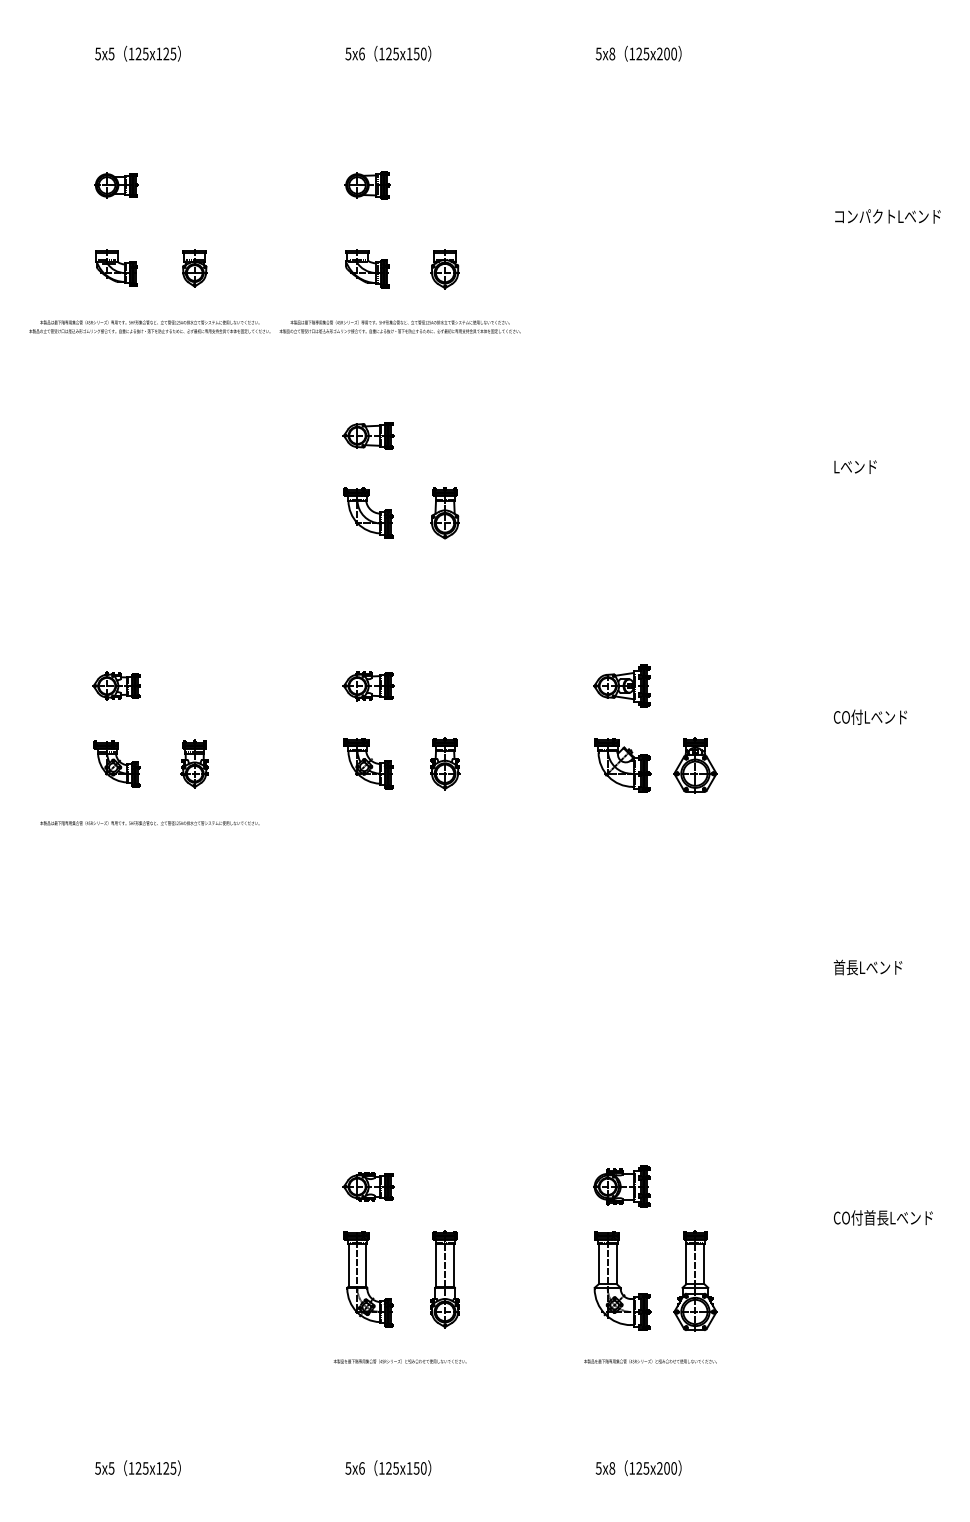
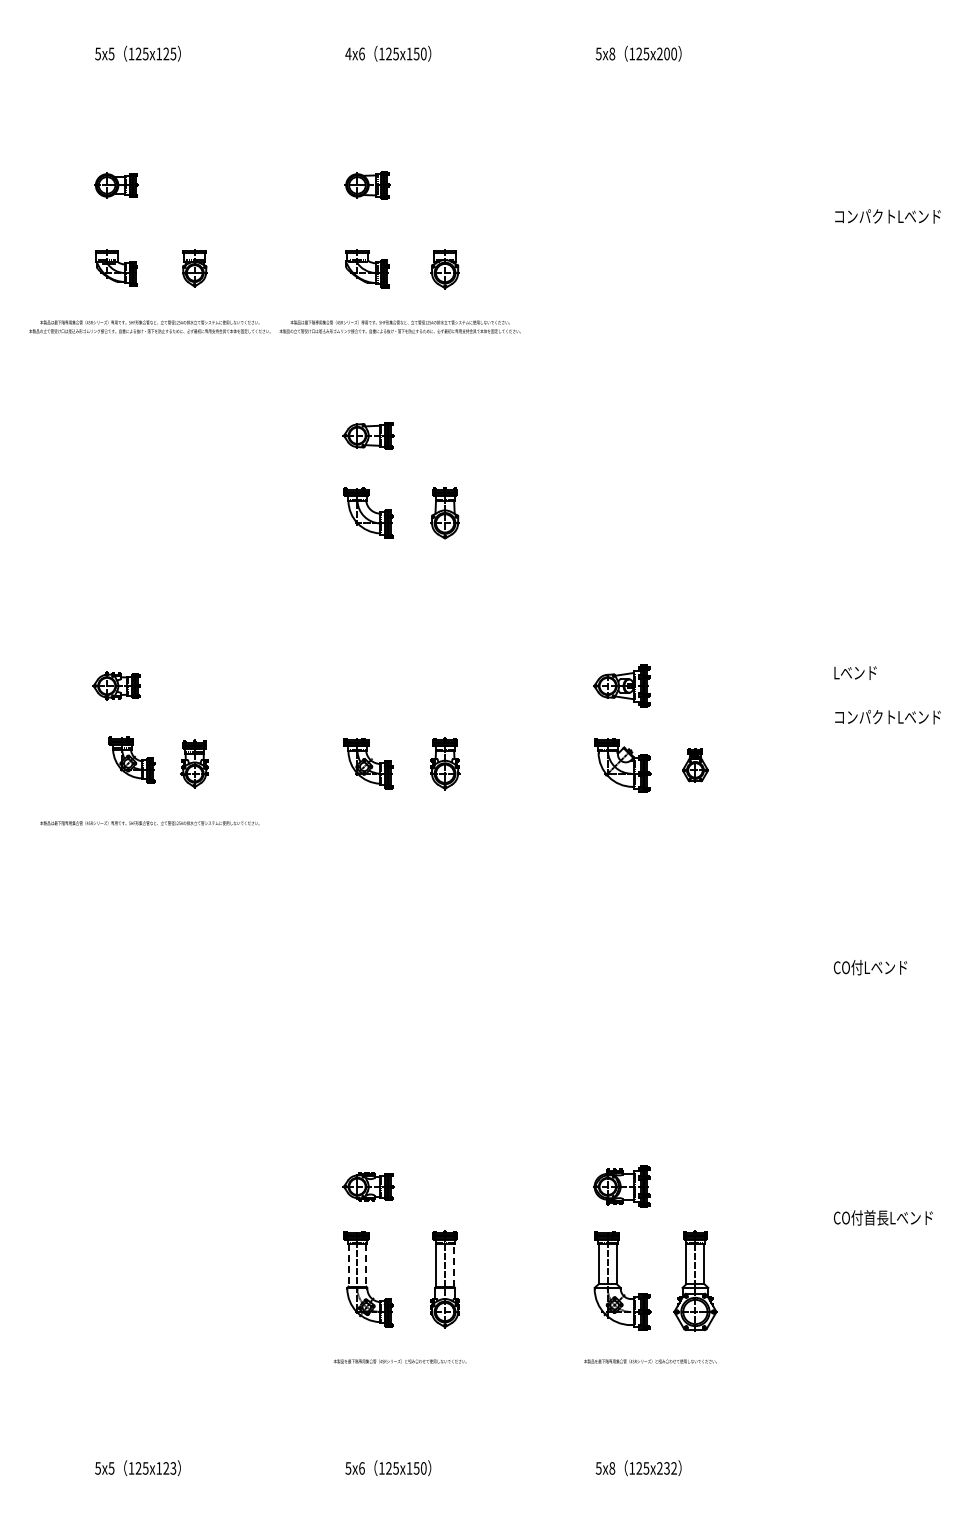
text: 5x6 -> 4x6 (348, 53)
text position: (855, 466) -> (855, 672) (855, 672)
part: present -> none (368, 686)
text: CO付Lベンド -> コンパクトLベンド (886, 716)
part position: (116, 763) -> (131, 759) (131, 759)
part size: 45x57 px -> 27x35 px (695, 765)
text: 首長Lベンド -> CO付Lベンド (870, 967)
line: solid -> dashed (454, 1265)
line: solid -> dashed (348, 1266)
line: solid -> dashed (366, 1266)
text: 125x125 -> 125x123 (173, 1467)
text: 125x200 -> 125x232 (670, 1468)
